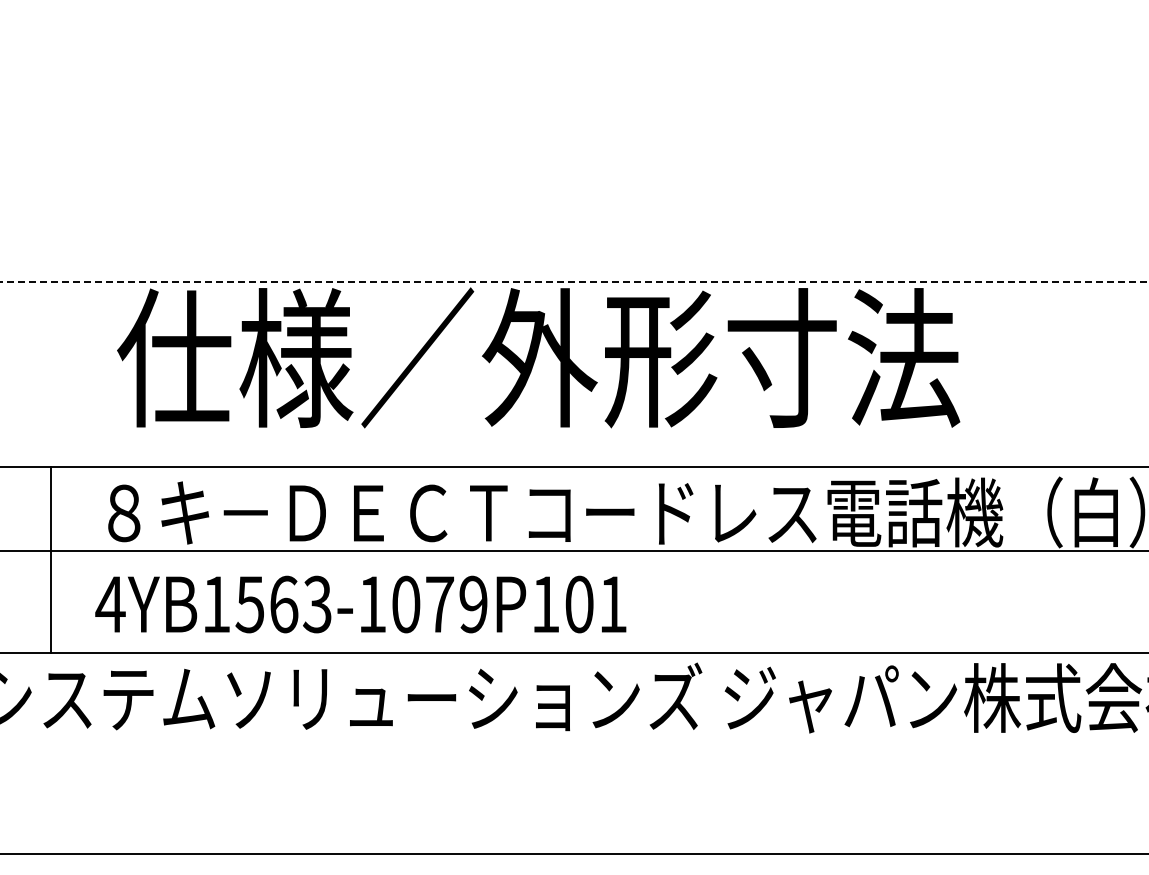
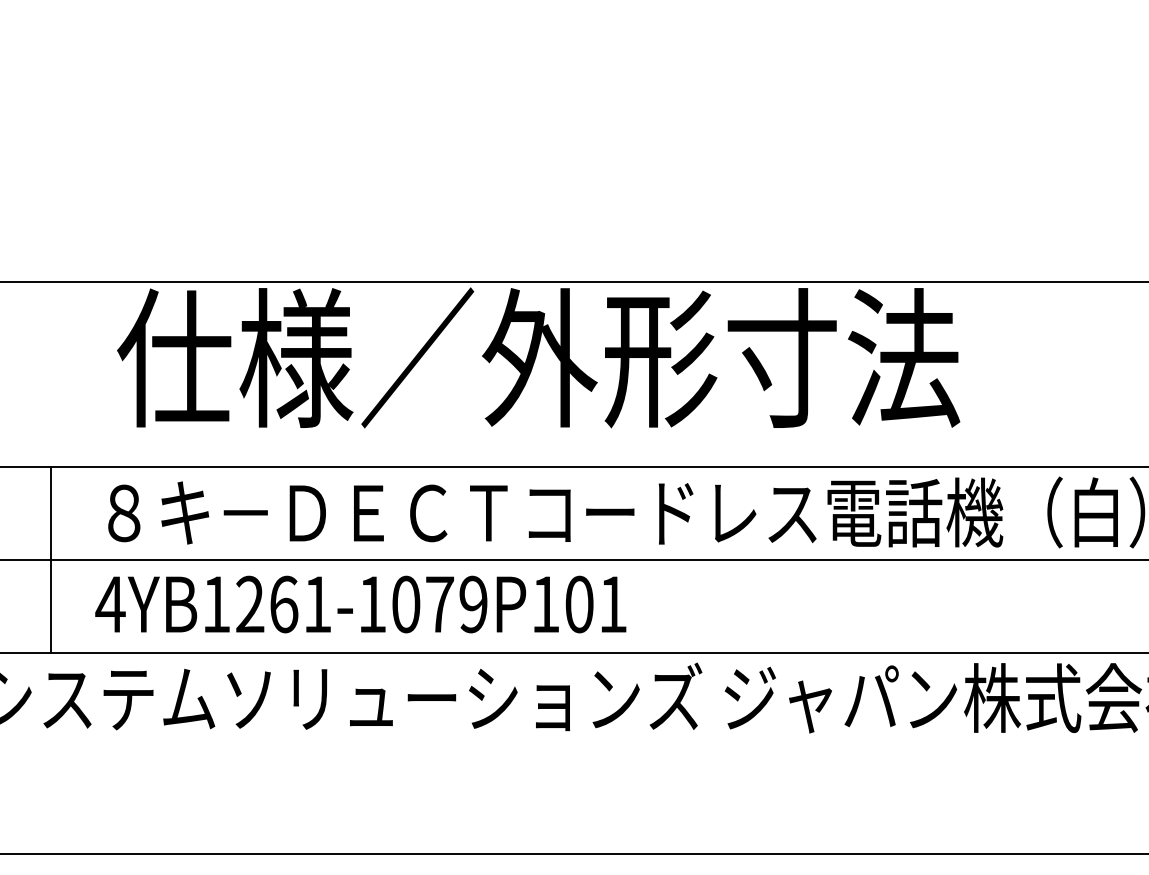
line: dashed -> solid (574, 281)
line position: (573, 550) -> (573, 559) (573, 559)
text: 4YB1563-1079P101 -> 4YB1261-1079P101 (283, 604)
